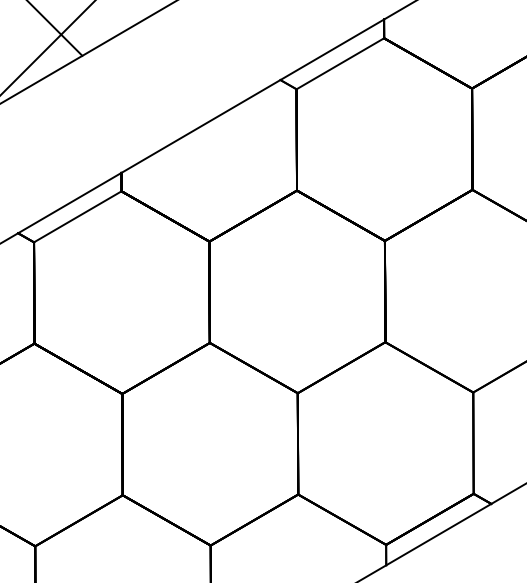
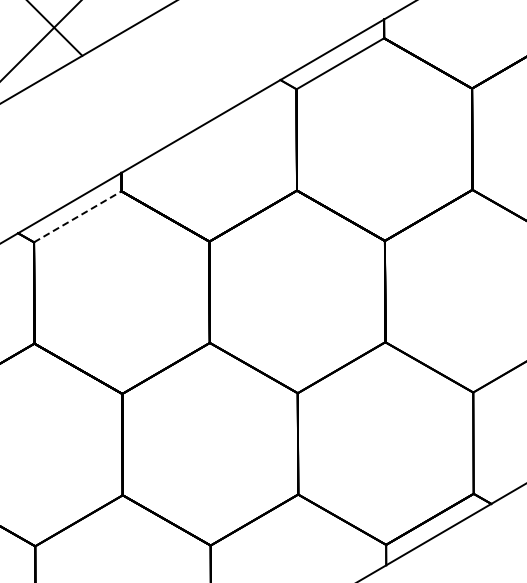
line position: (47, 47) -> (40, 40) (40, 40)
line: solid -> dashed (77, 216)
